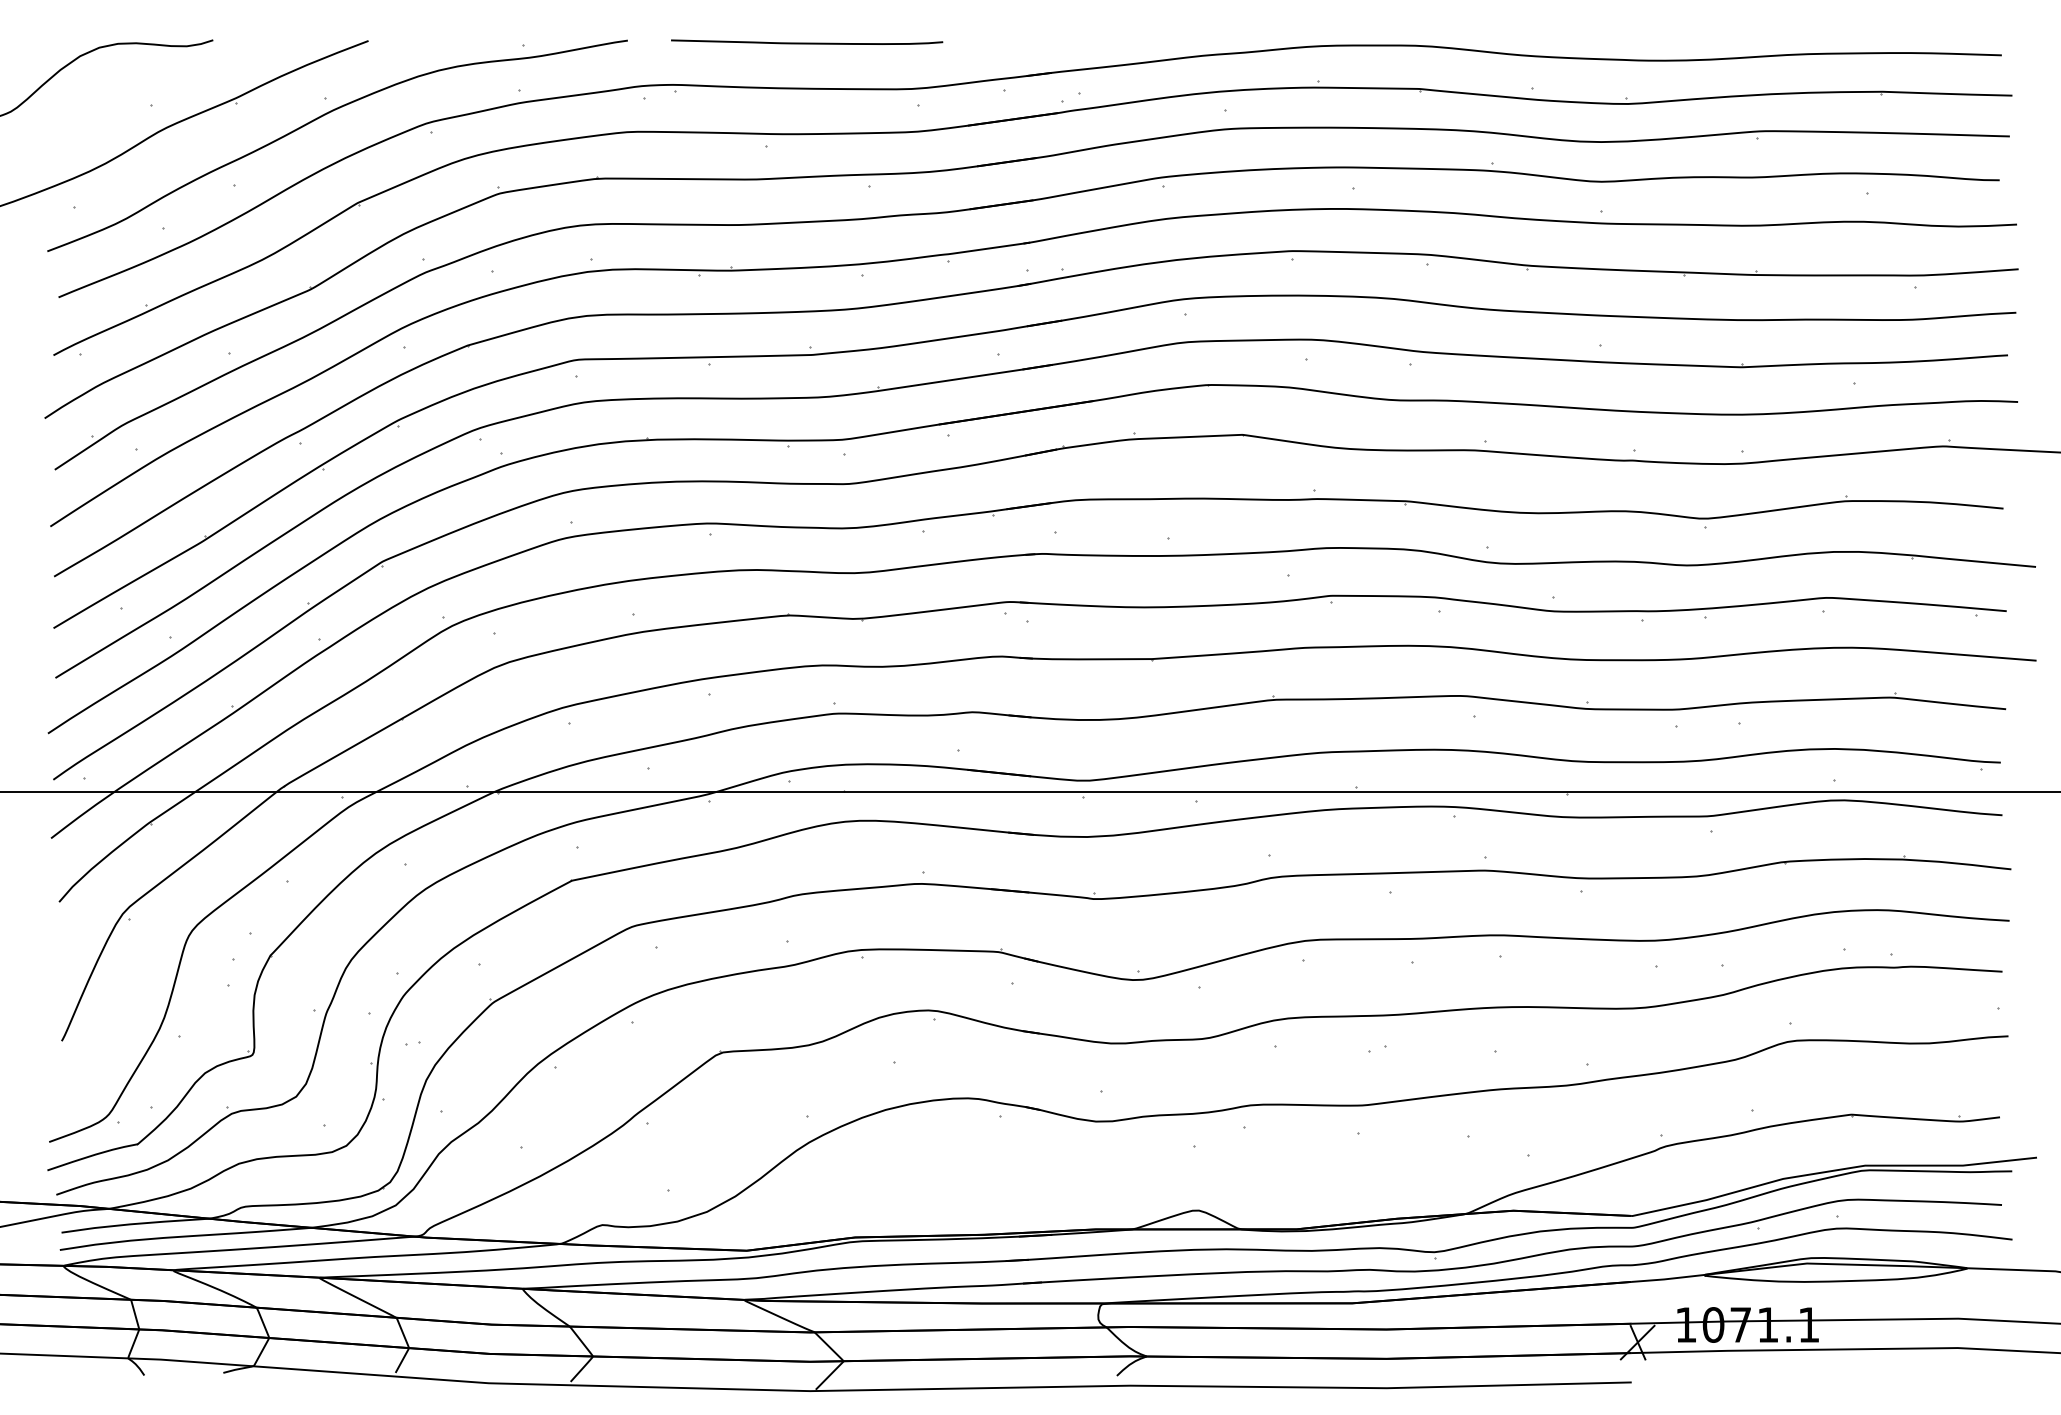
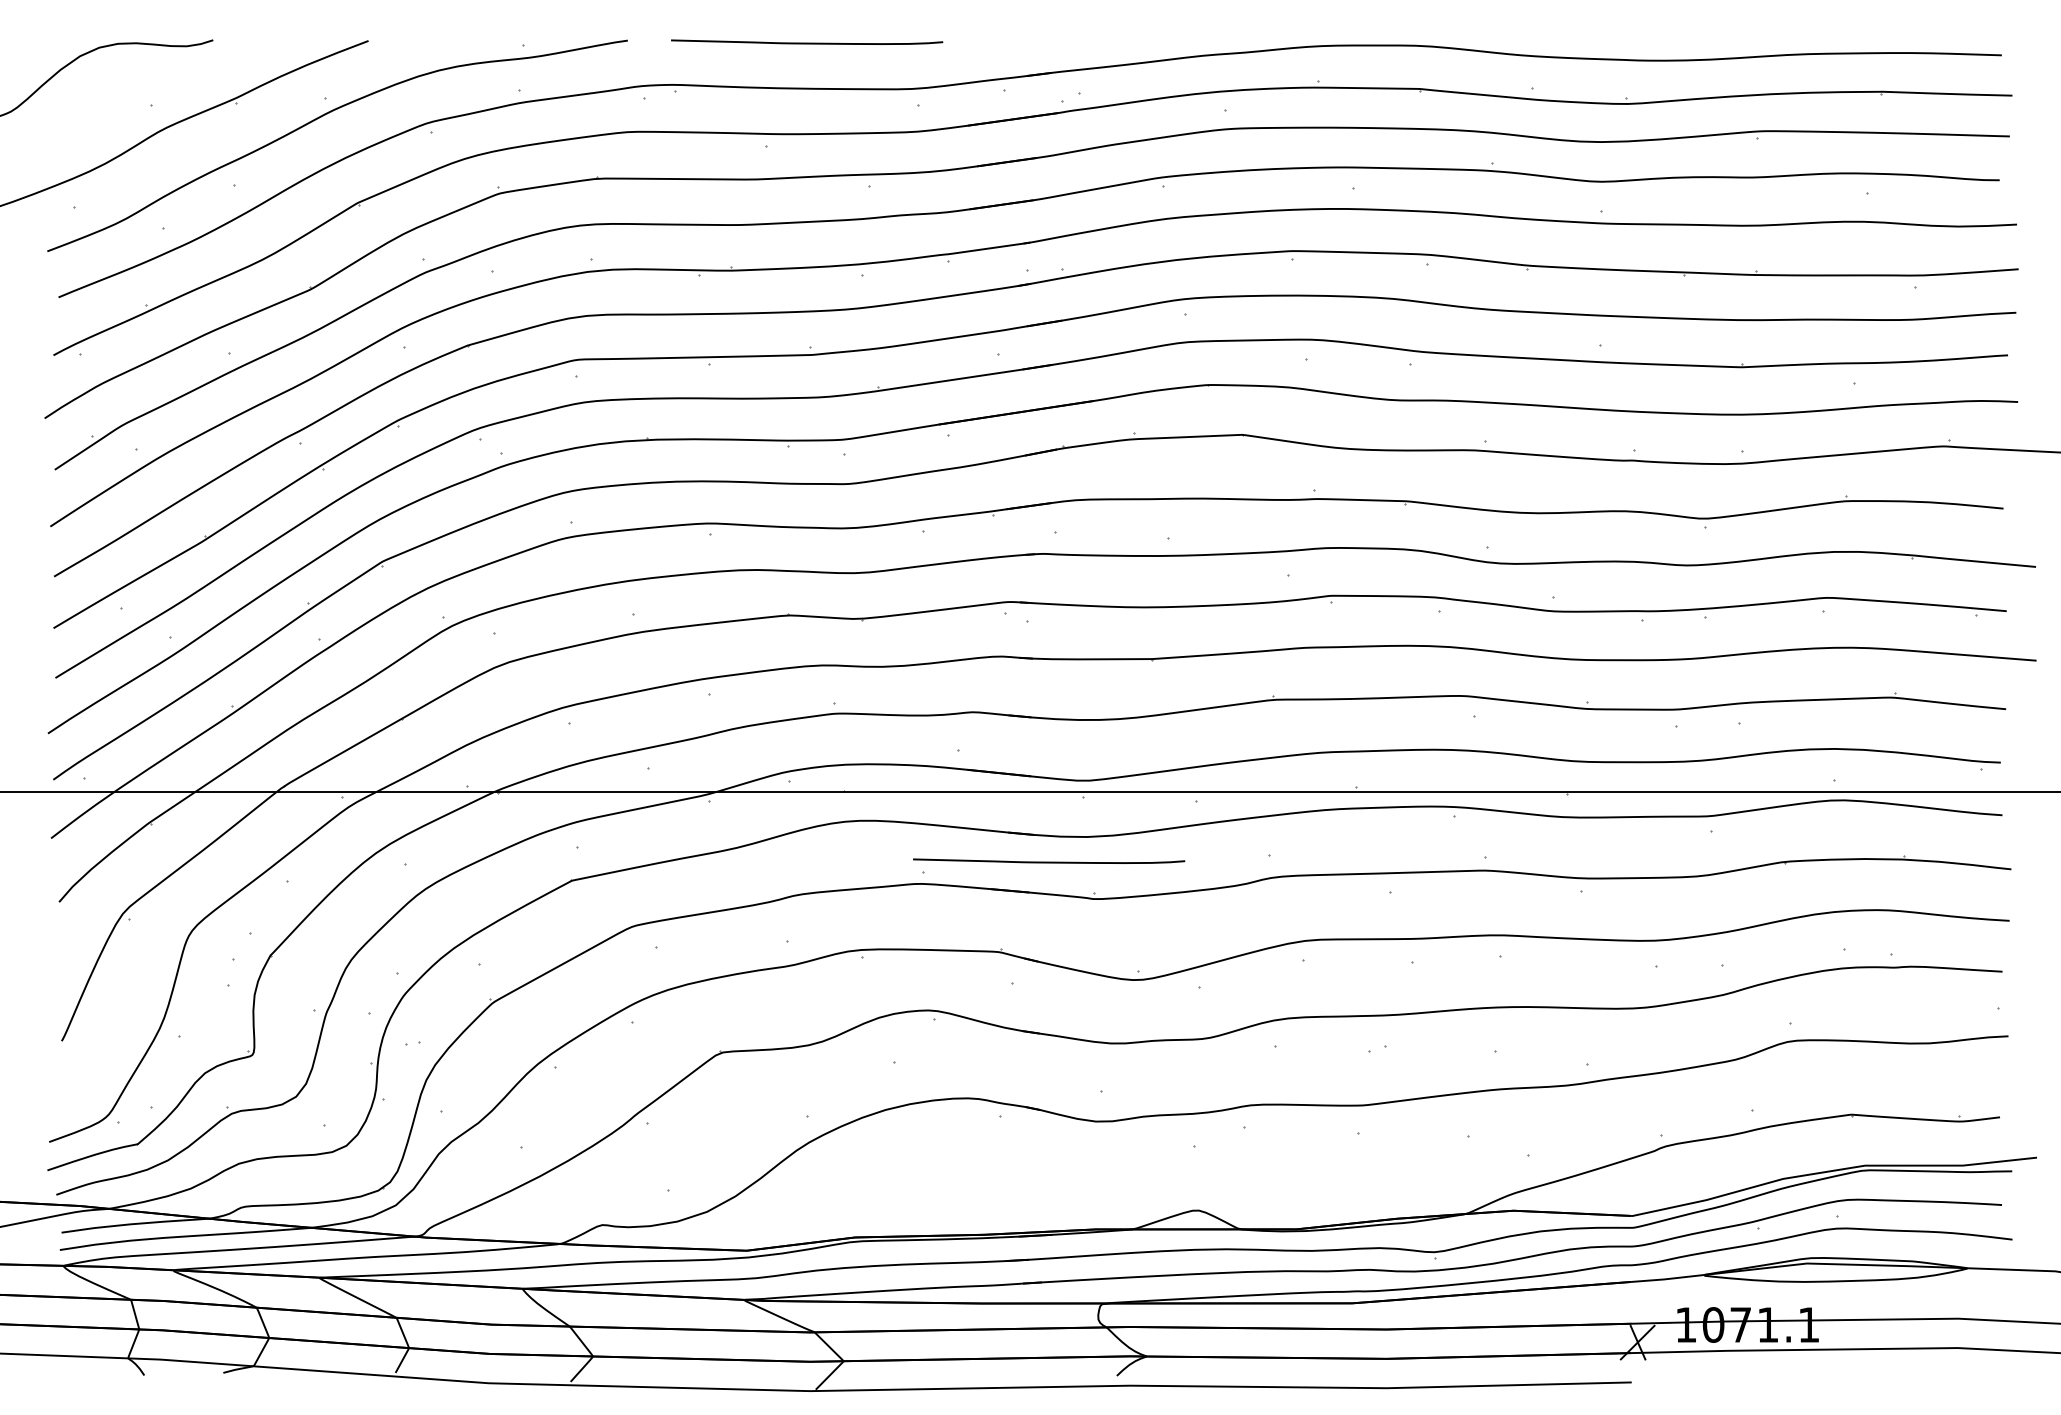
curve: none -> present (1049, 861)
